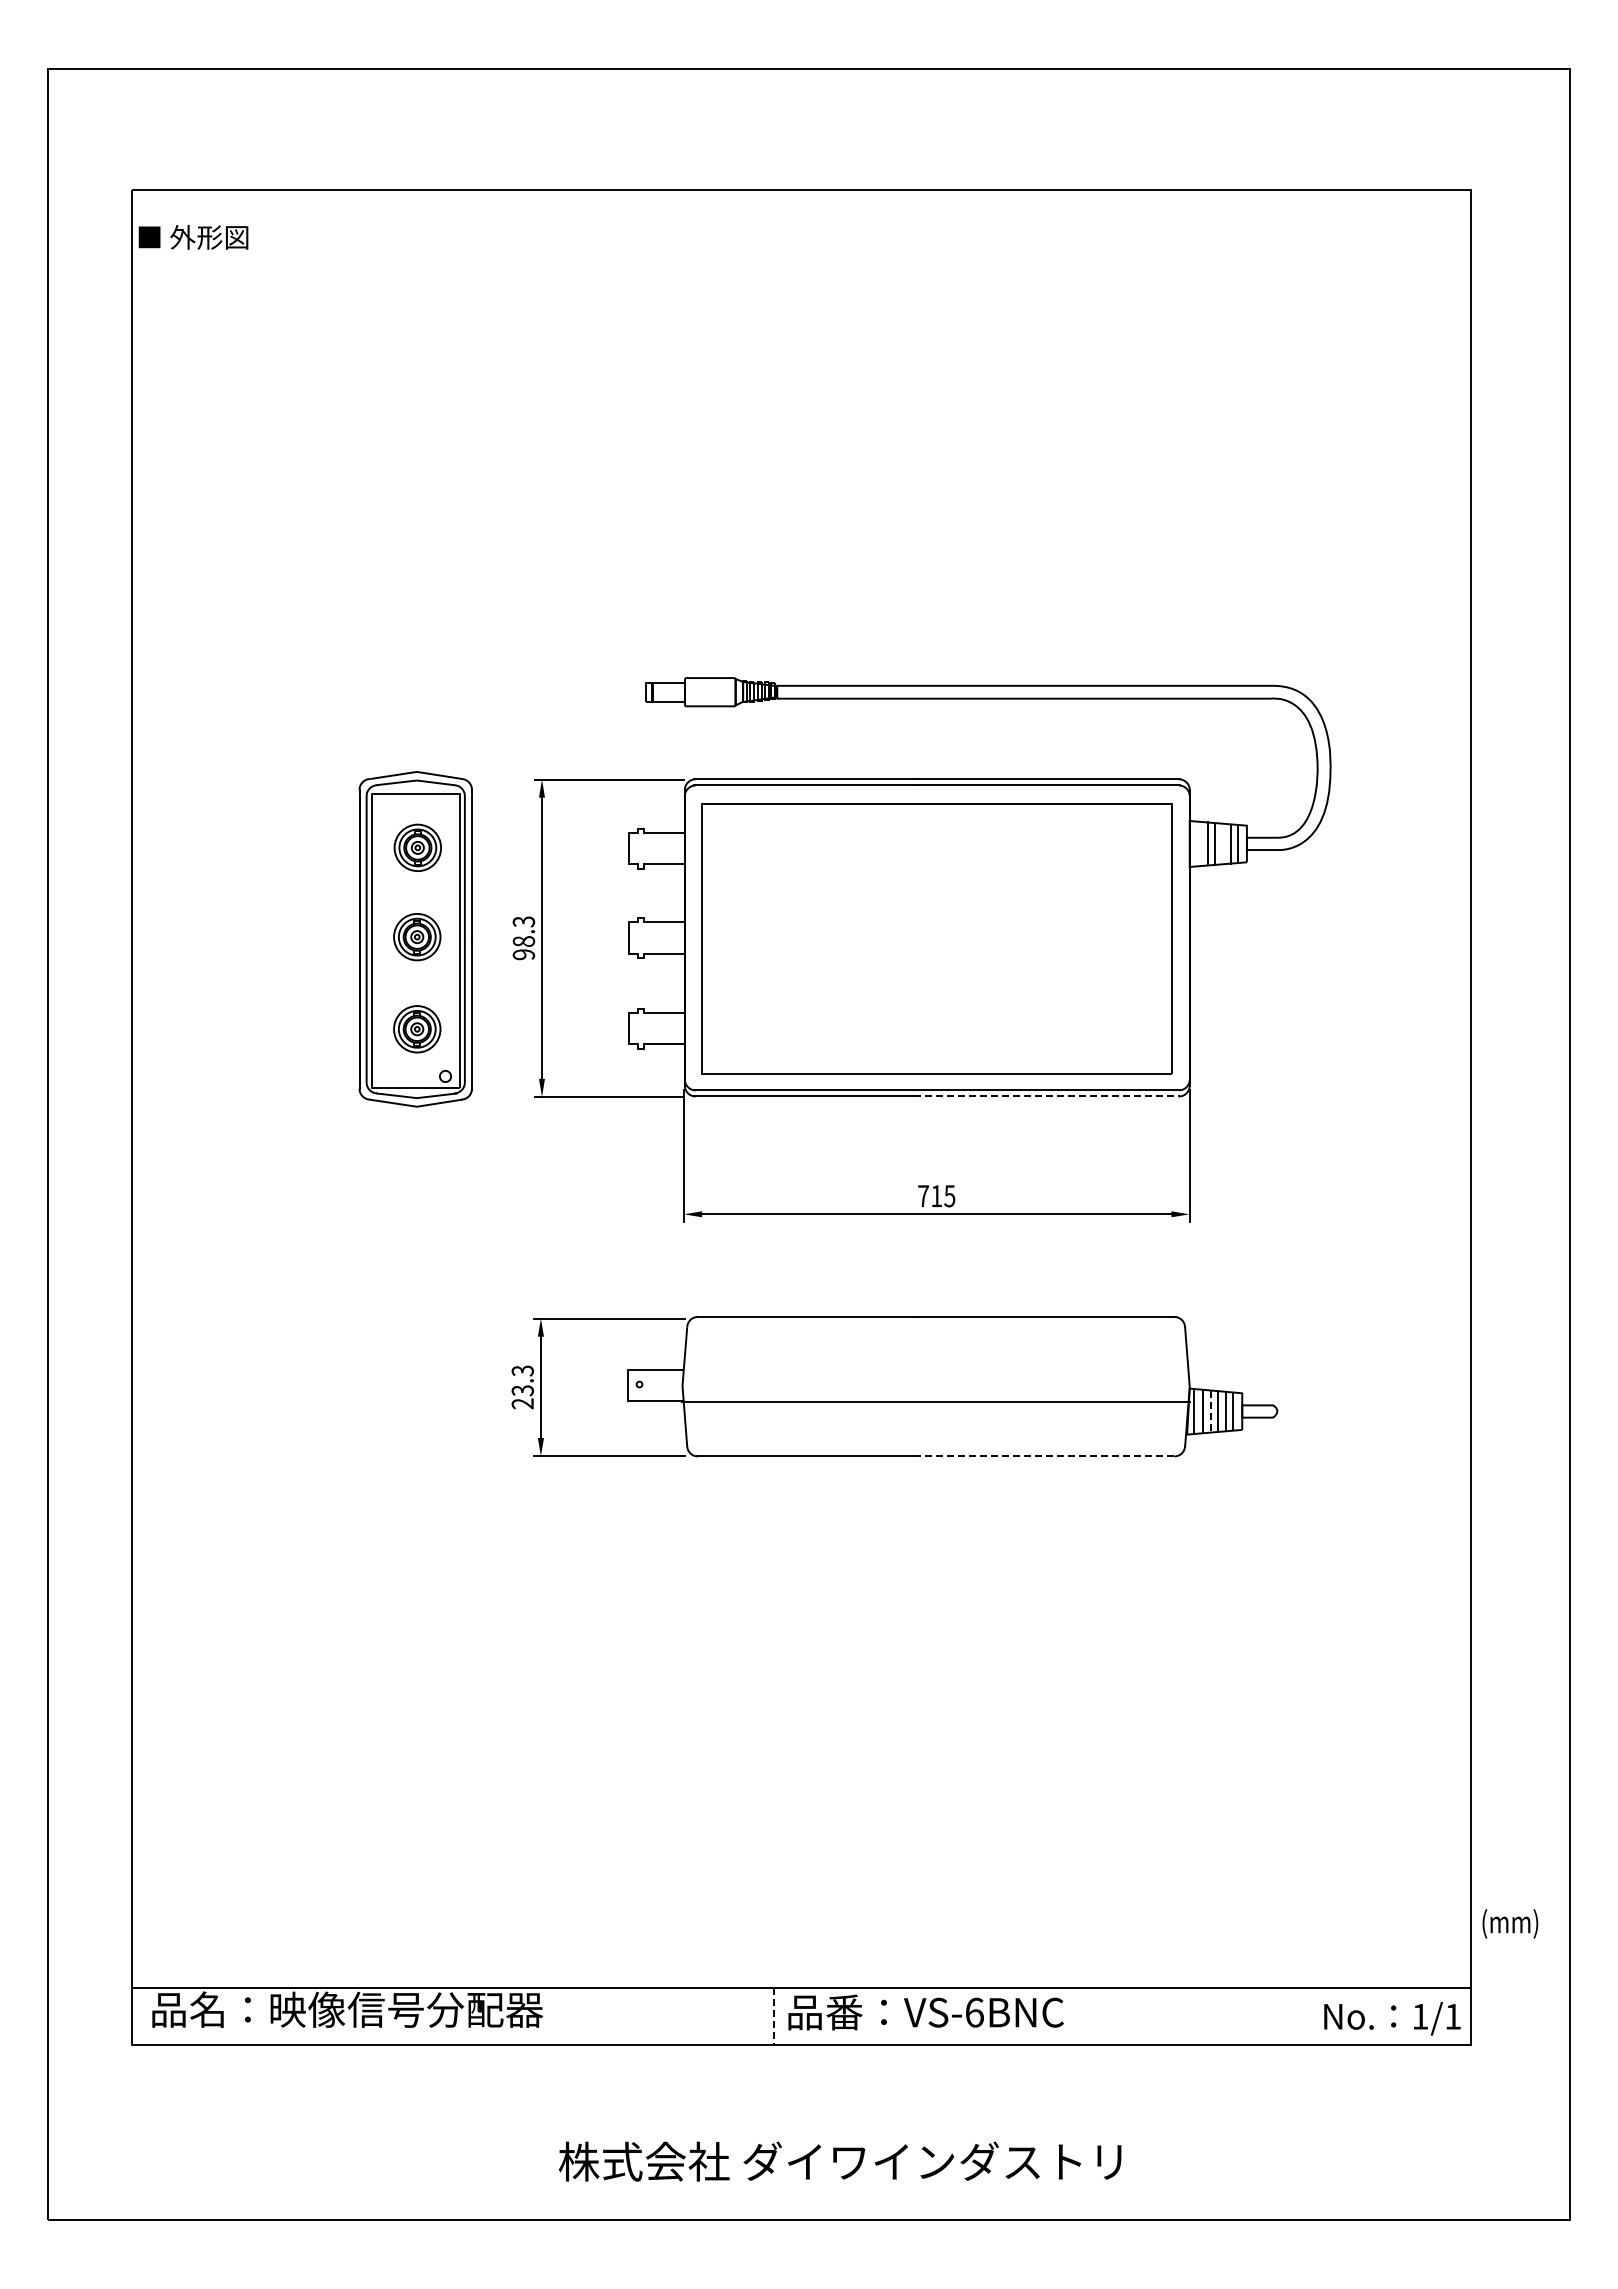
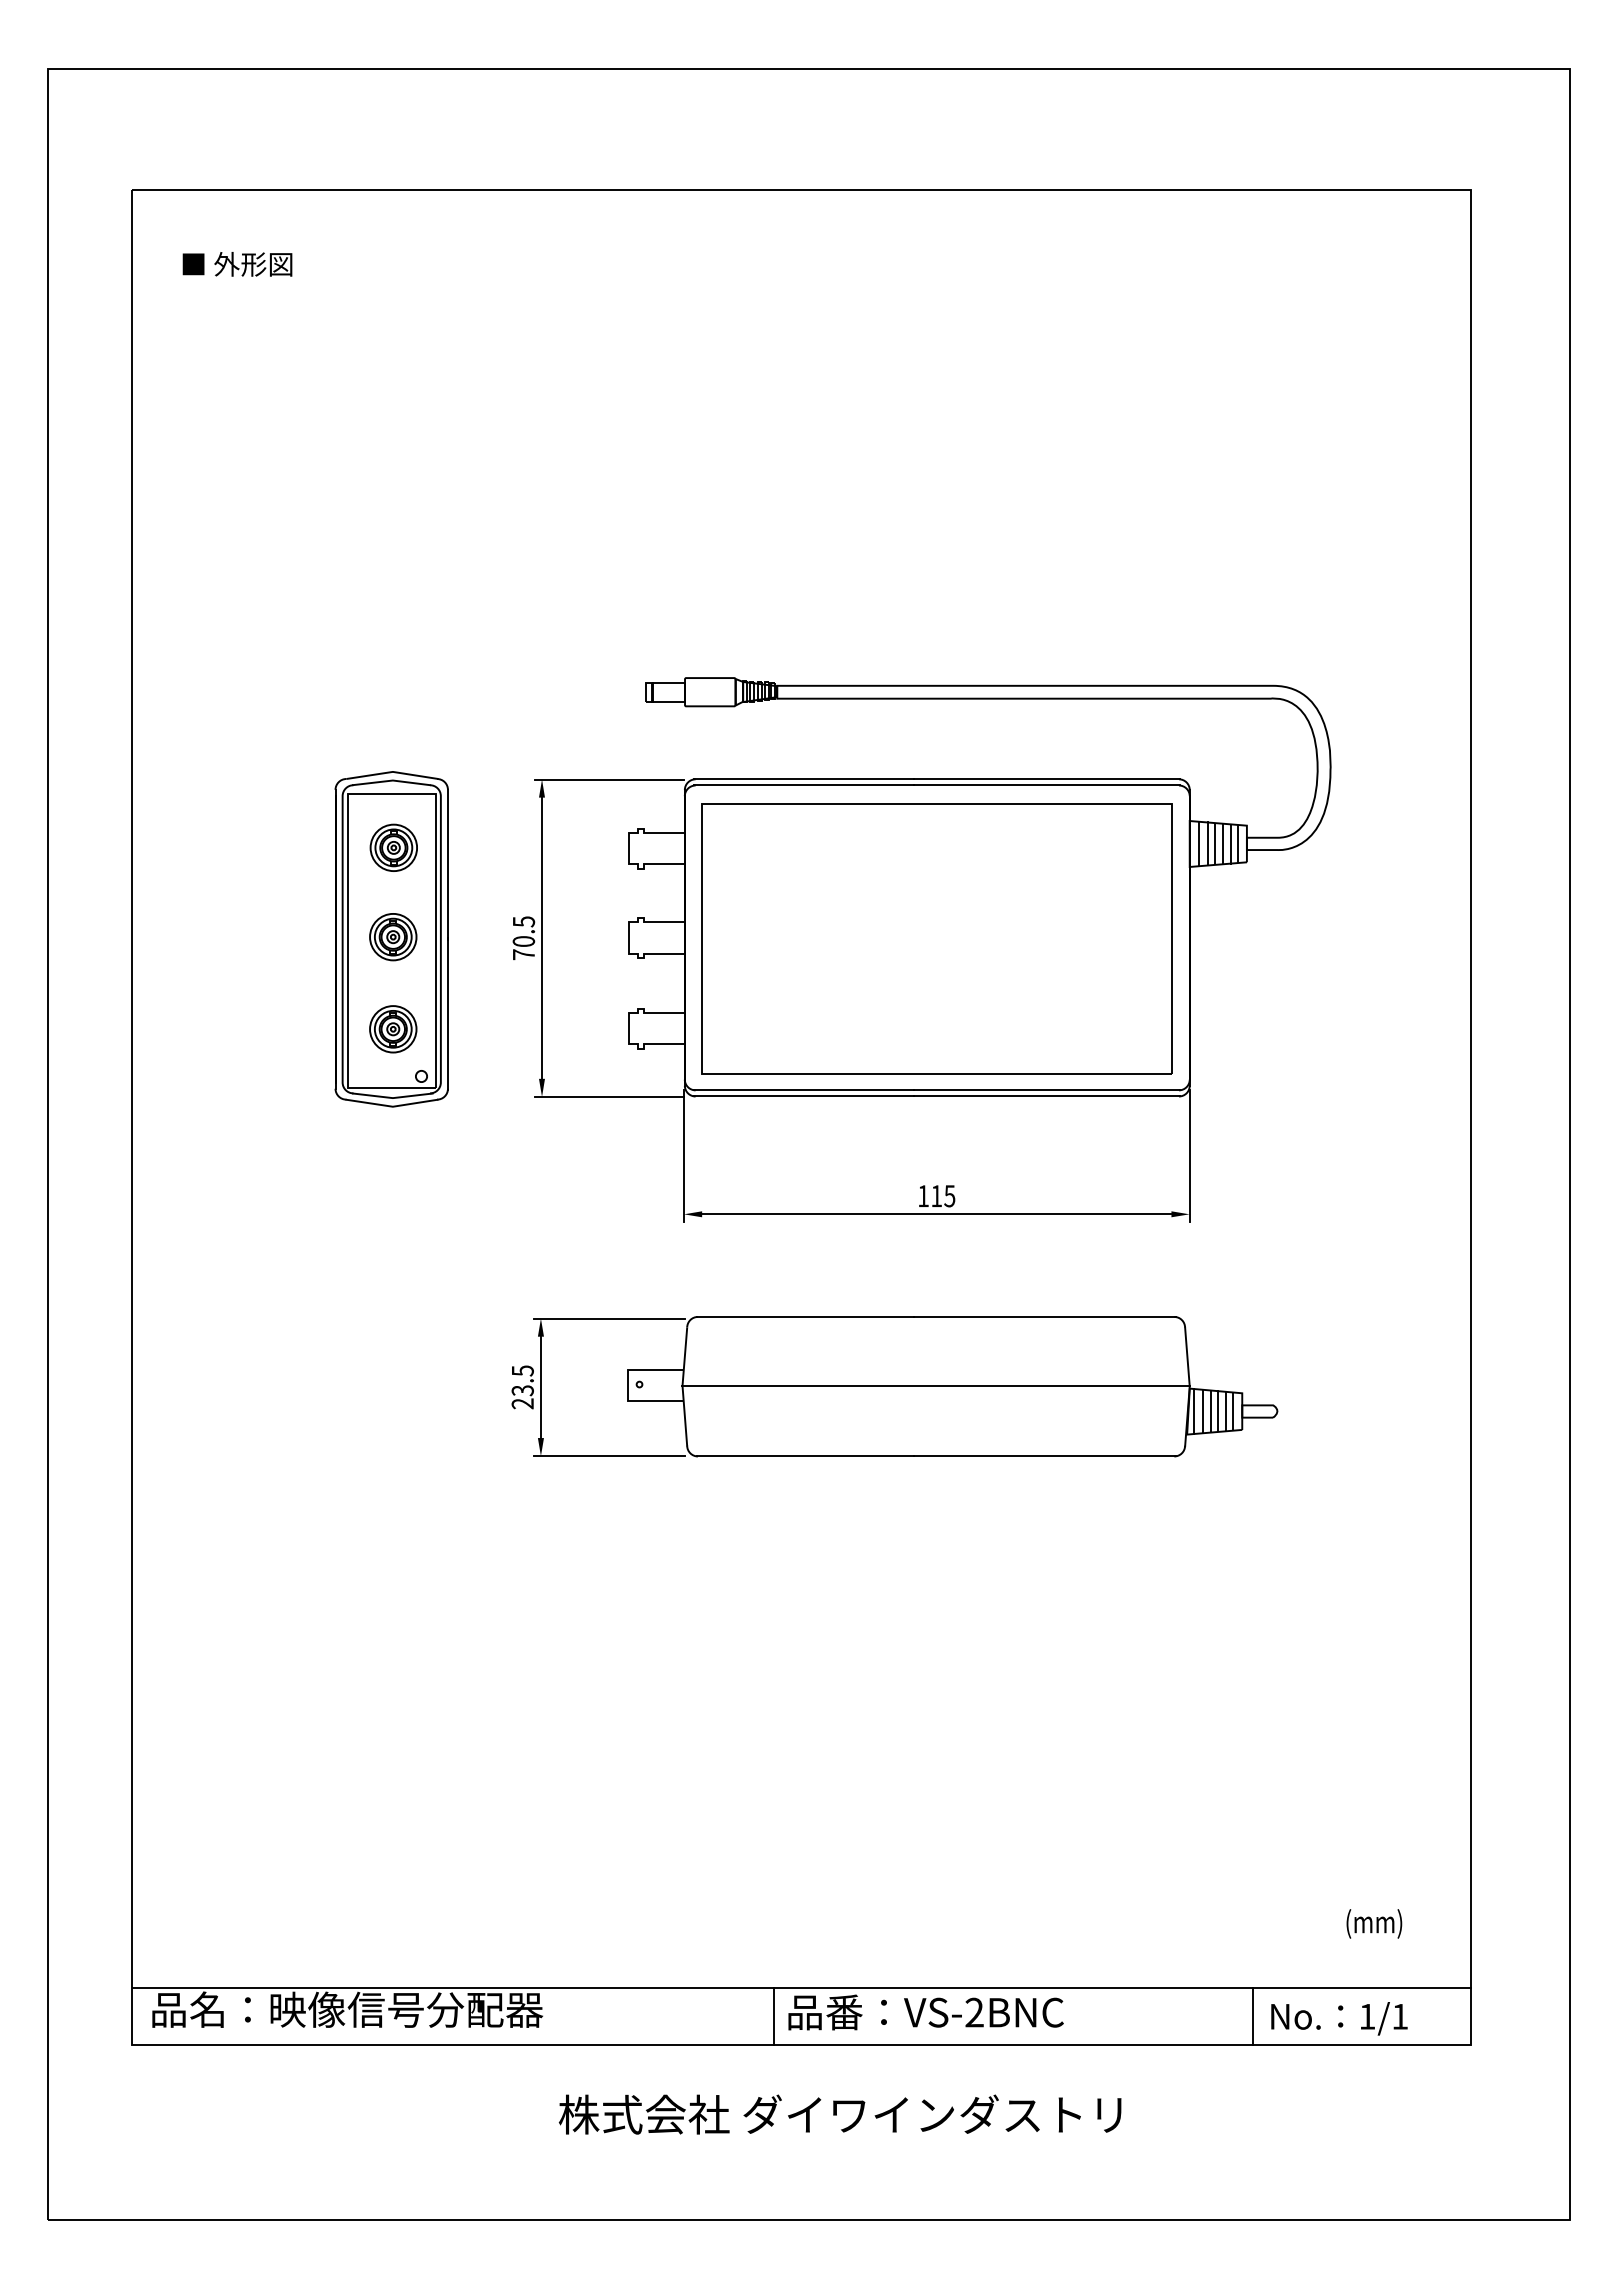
text position: (193, 237) -> (237, 264) (237, 264)
line: none -> present (1199, 843)
line: none -> present (1222, 843)
text: 98.3 -> 70.5 (523, 938)
part position: (415, 939) -> (391, 939) (391, 939)
line: dashed -> solid (1047, 1096)
text: 715 -> 115 (923, 1195)
text: 23.3 -> 23.5 (522, 1370)
line position: (935, 1401) -> (935, 1385) (935, 1385)
line: dashed -> solid (1210, 1411)
line: dashed -> solid (1044, 1456)
text position: (1510, 1923) -> (1374, 1923) (1374, 1923)
text: VS-6BNC -> VS-2BNC (974, 2012)
line: dashed -> solid (773, 2016)
line: none -> present (1252, 2016)
text position: (1392, 2018) -> (1339, 2018) (1339, 2018)
text position: (839, 2161) -> (839, 2114) (839, 2114)
